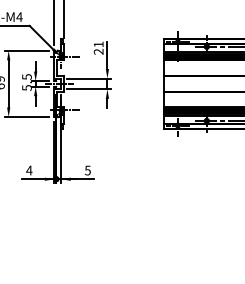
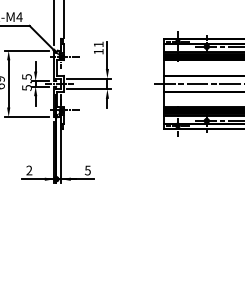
text: 21 -> 11 (98, 51)
line: none -> present (197, 83)
text: 4 -> 2 (29, 170)
